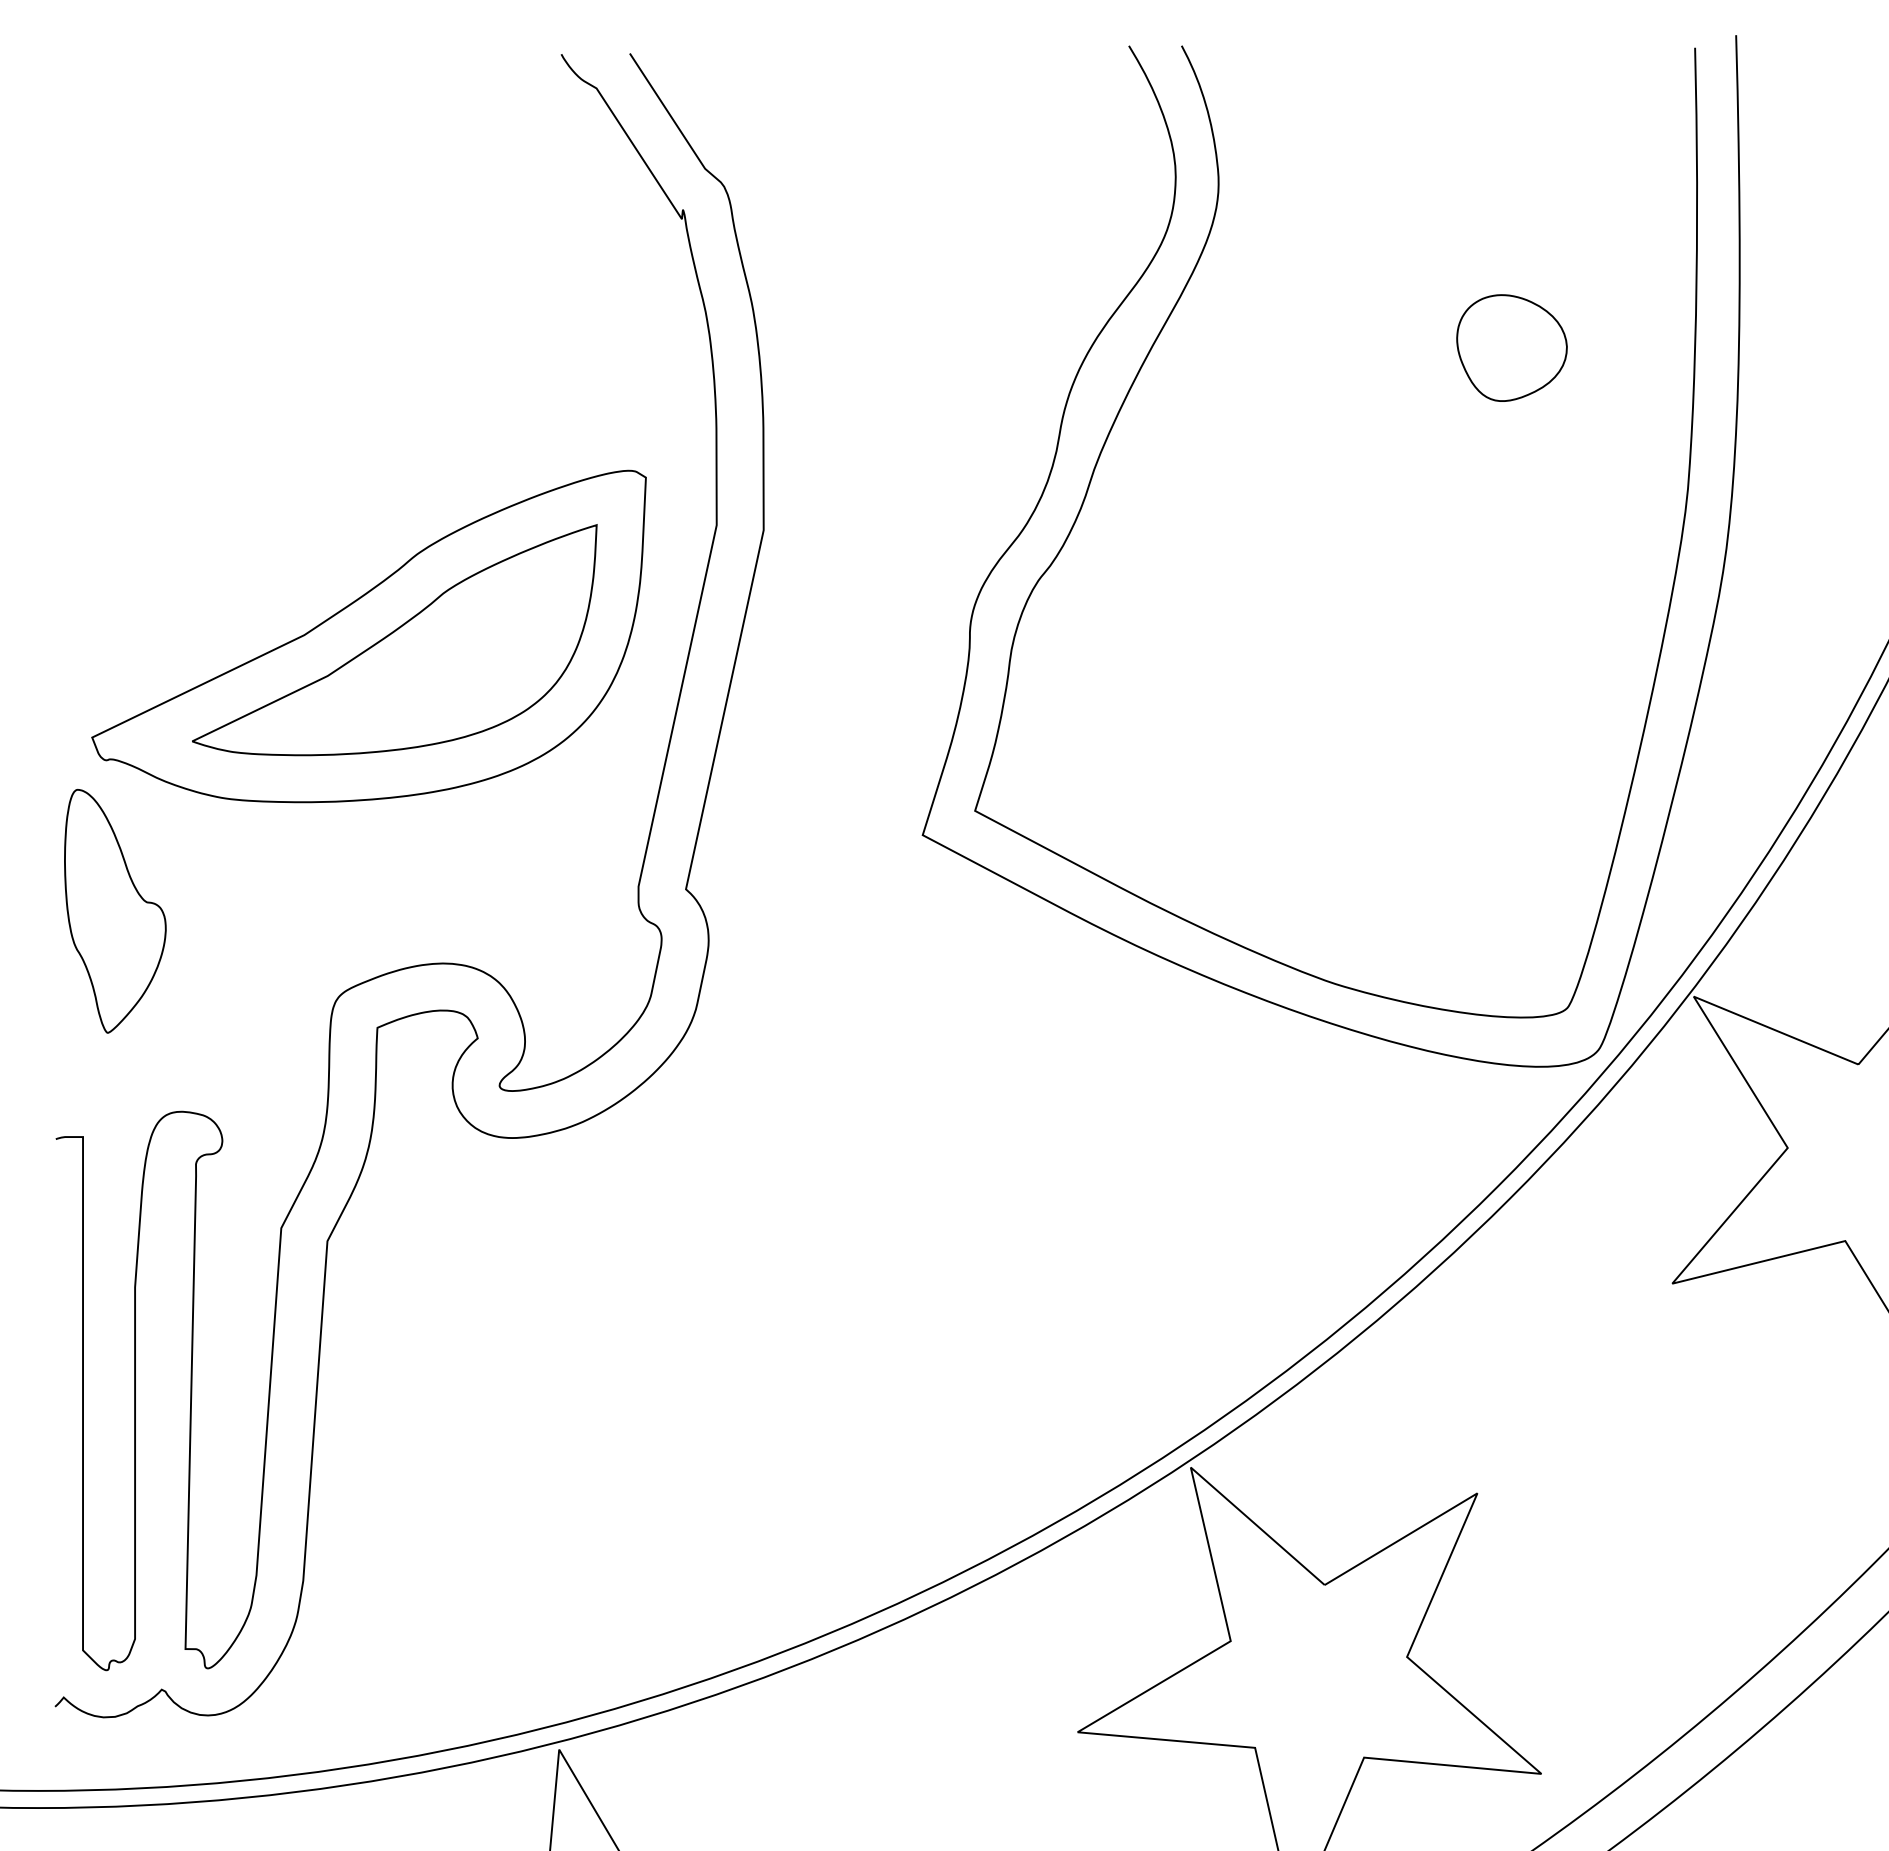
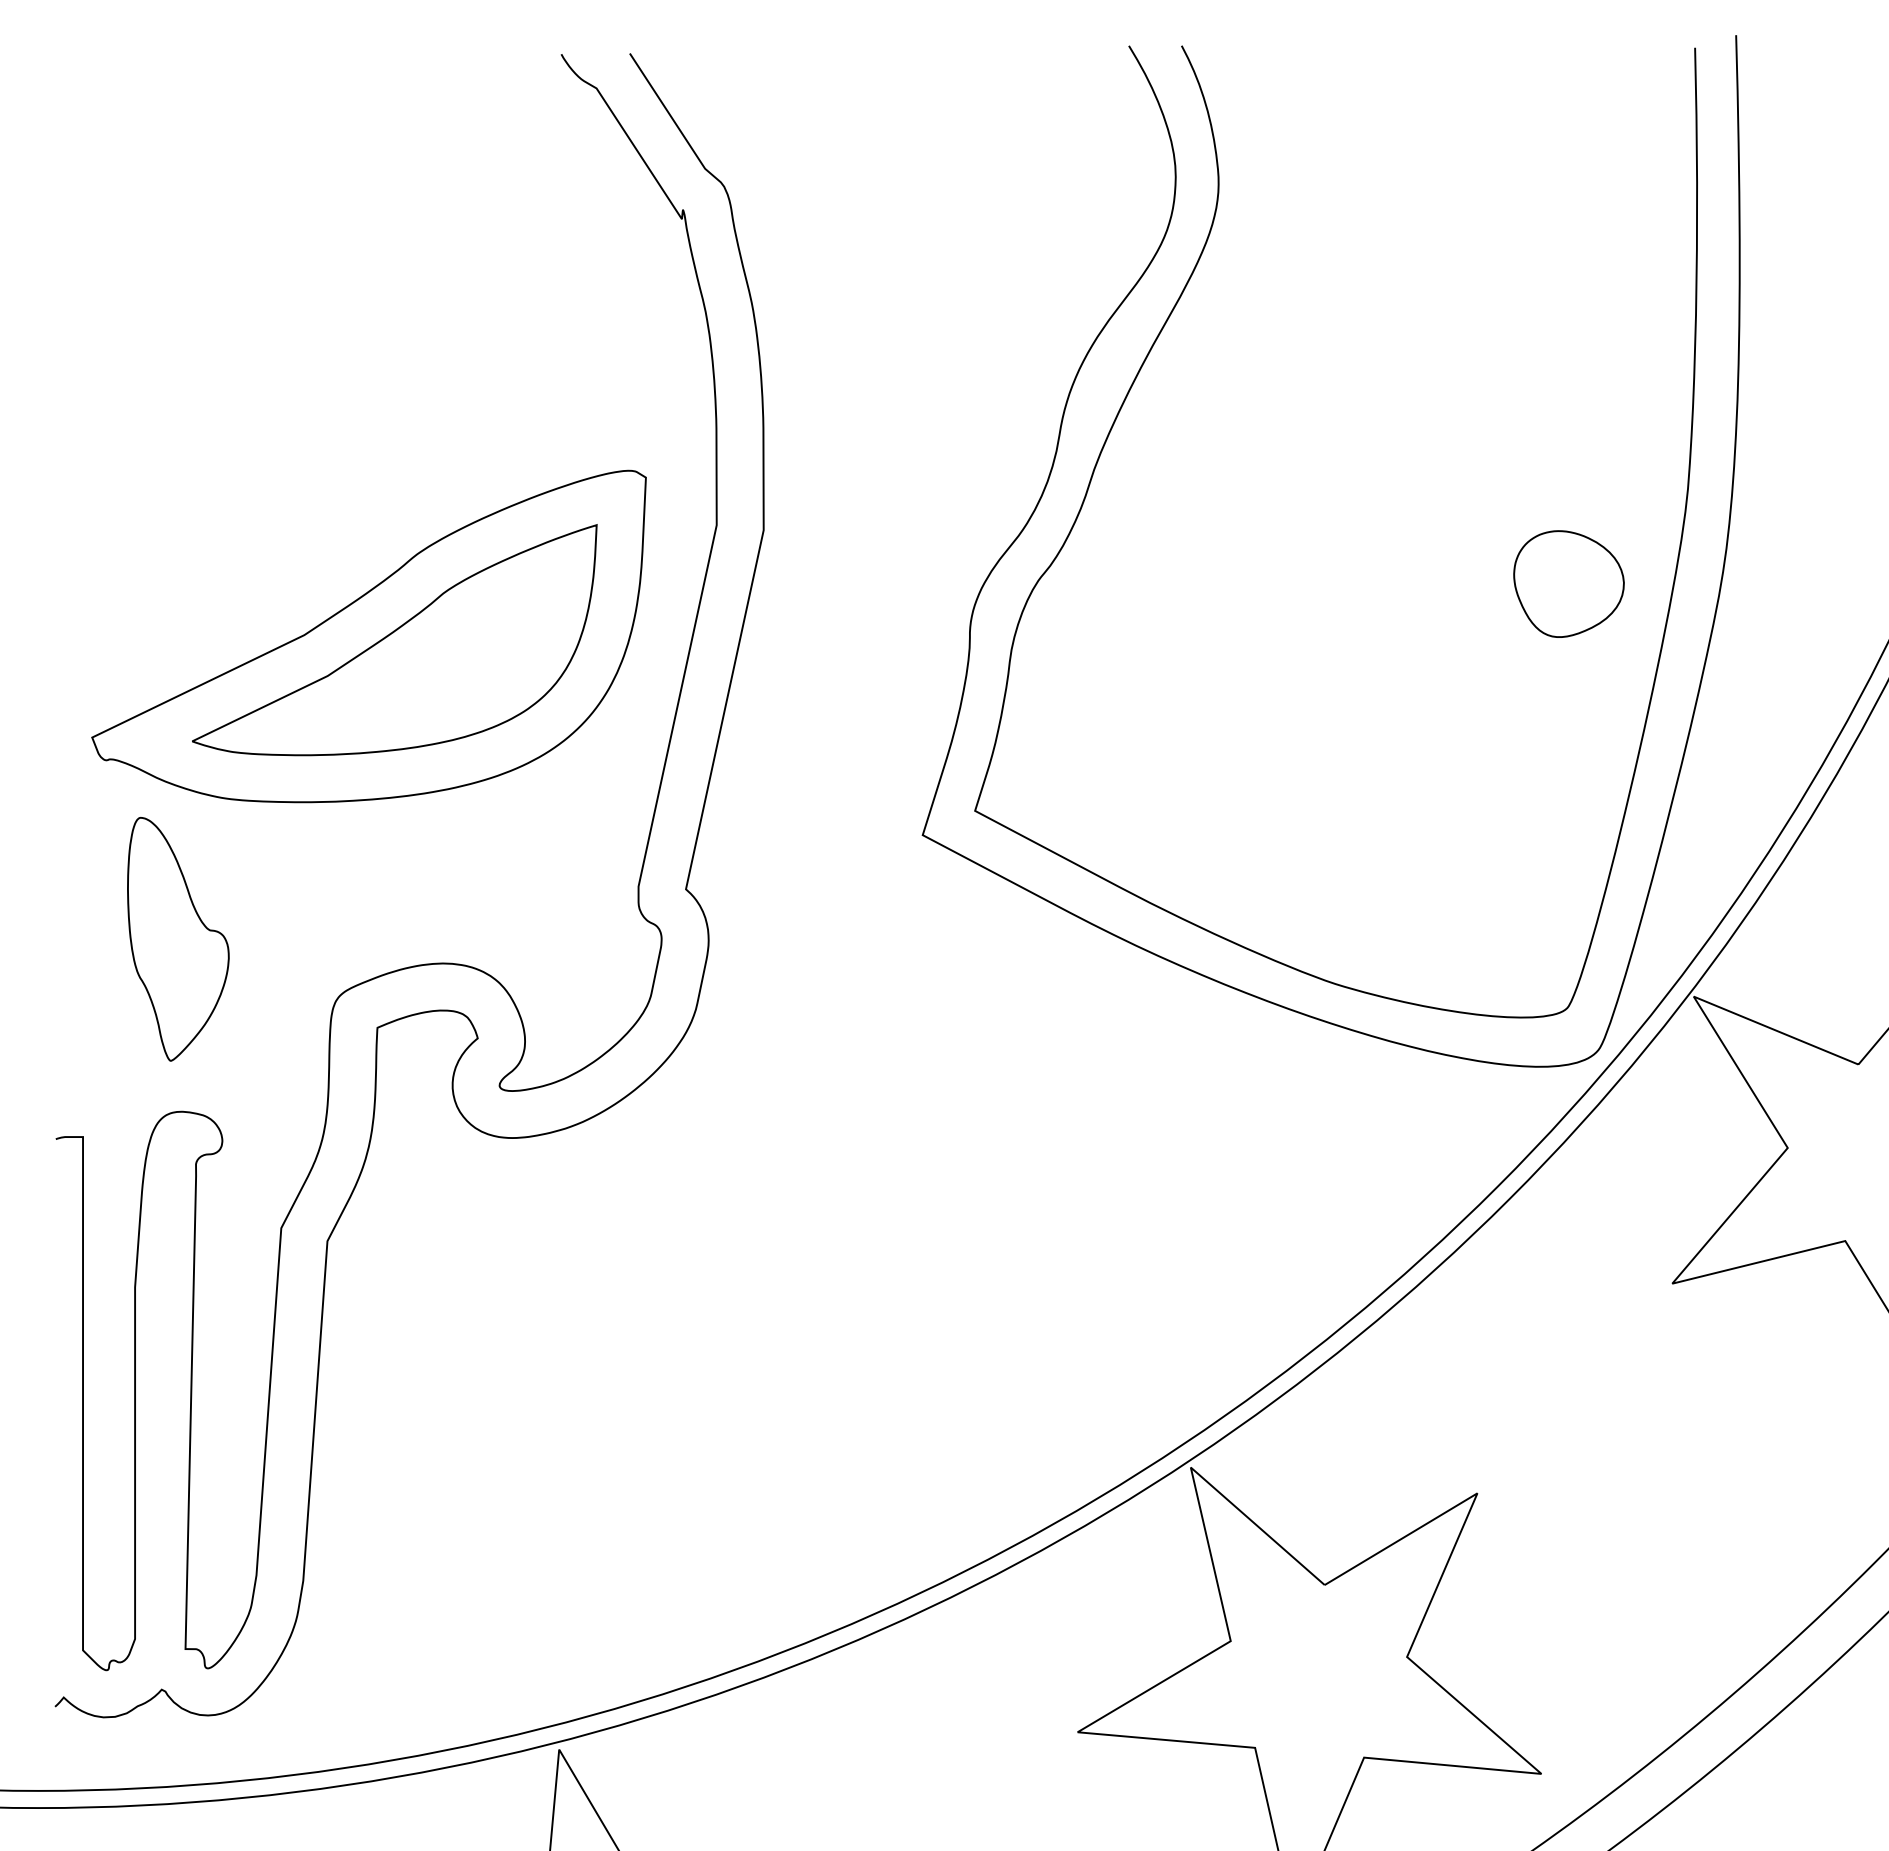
part position: (1511, 347) -> (1568, 583) (1568, 583)
part position: (115, 911) -> (178, 939) (178, 939)
